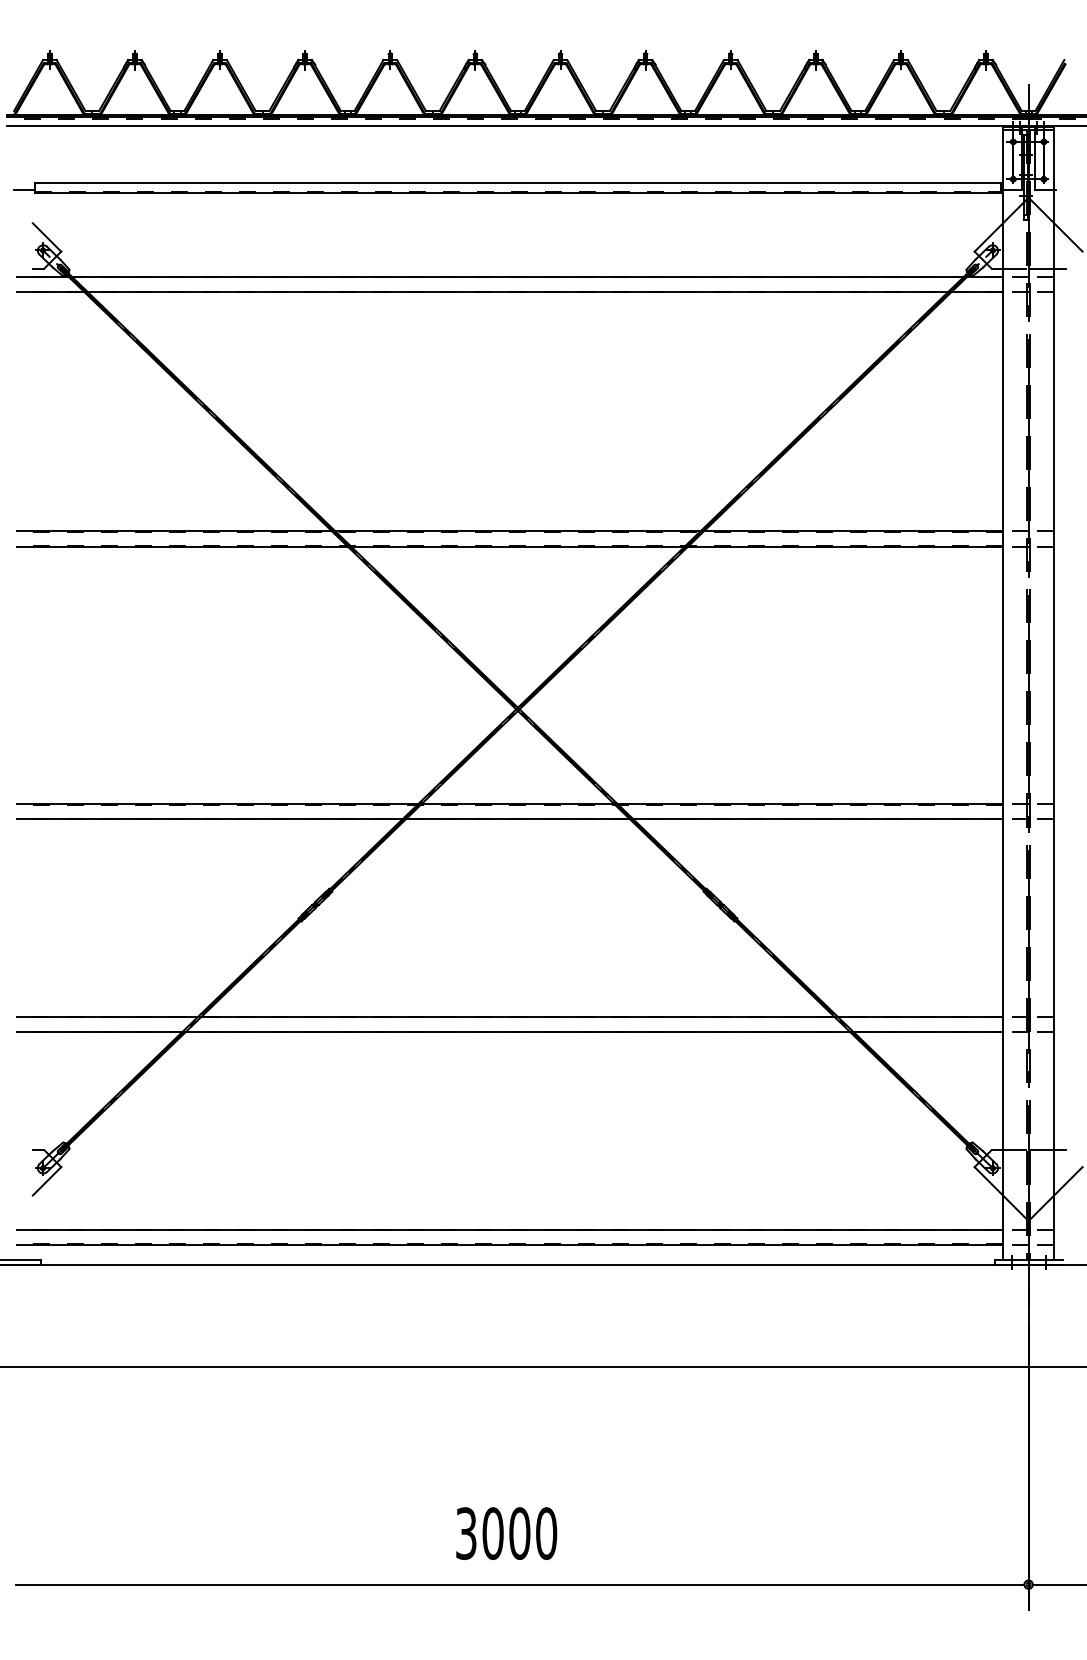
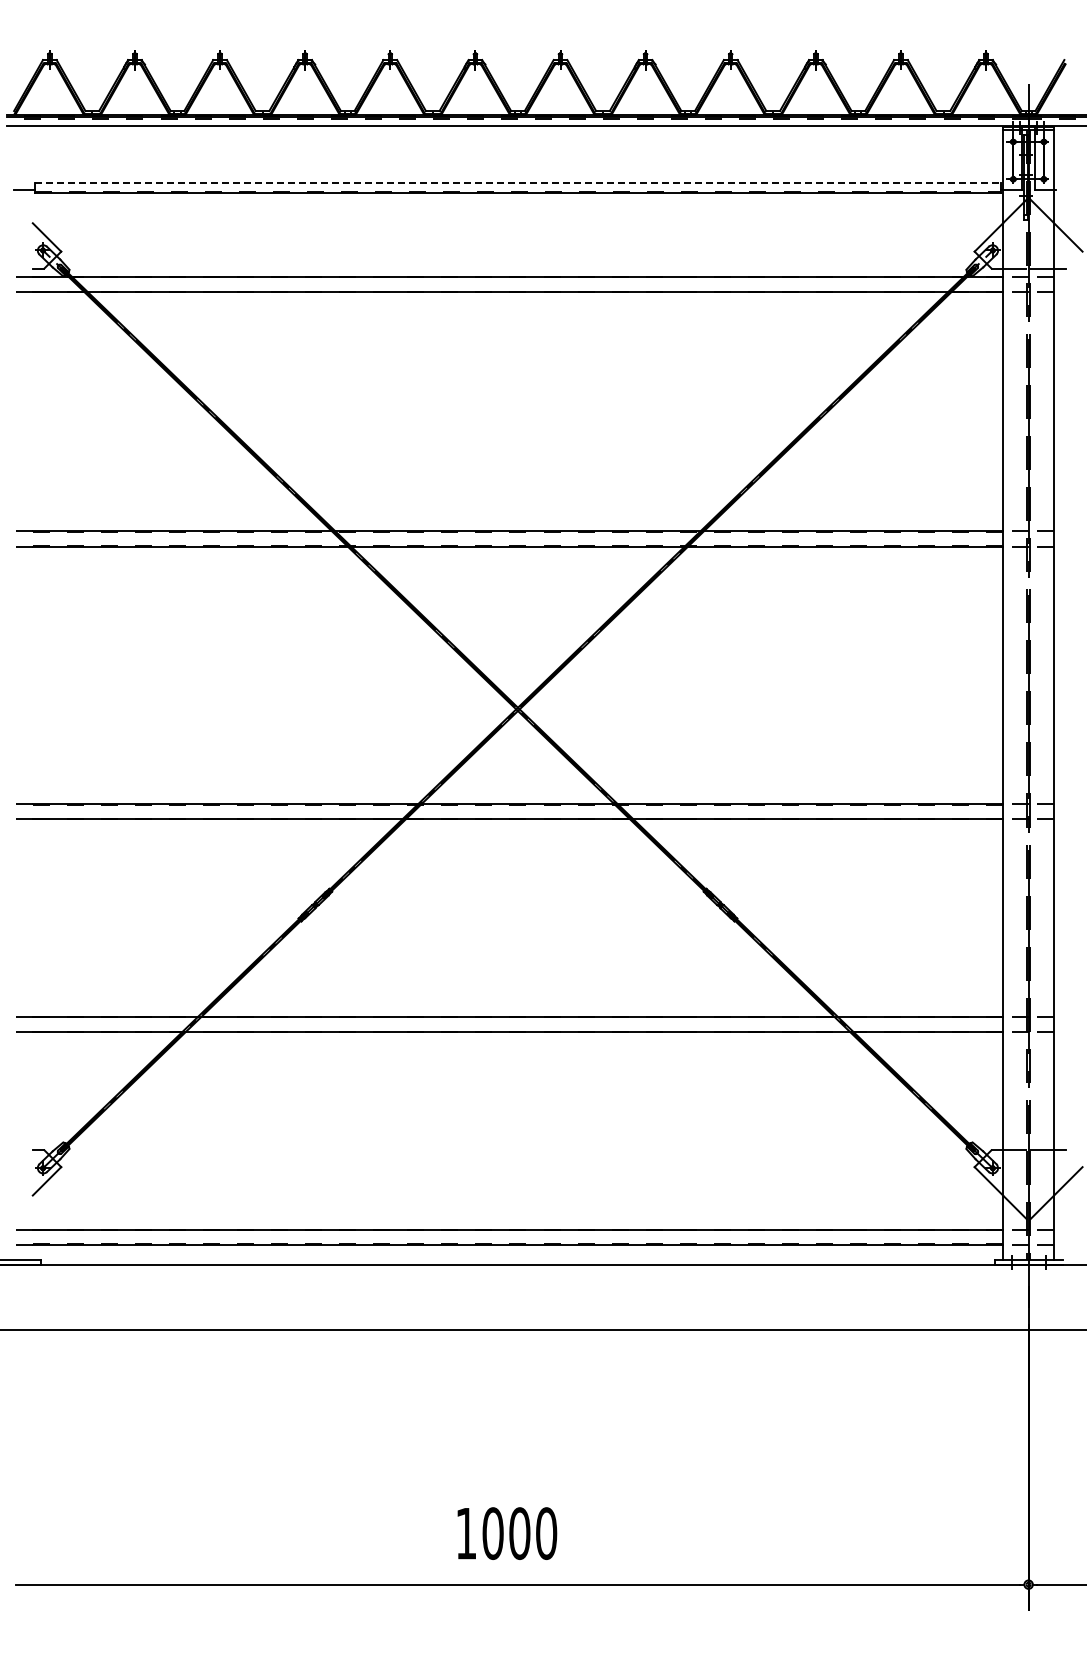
line: solid -> dashed (518, 182)
line position: (542, 1367) -> (542, 1330) (542, 1330)
text: 3000 -> 1000 (466, 1533)
